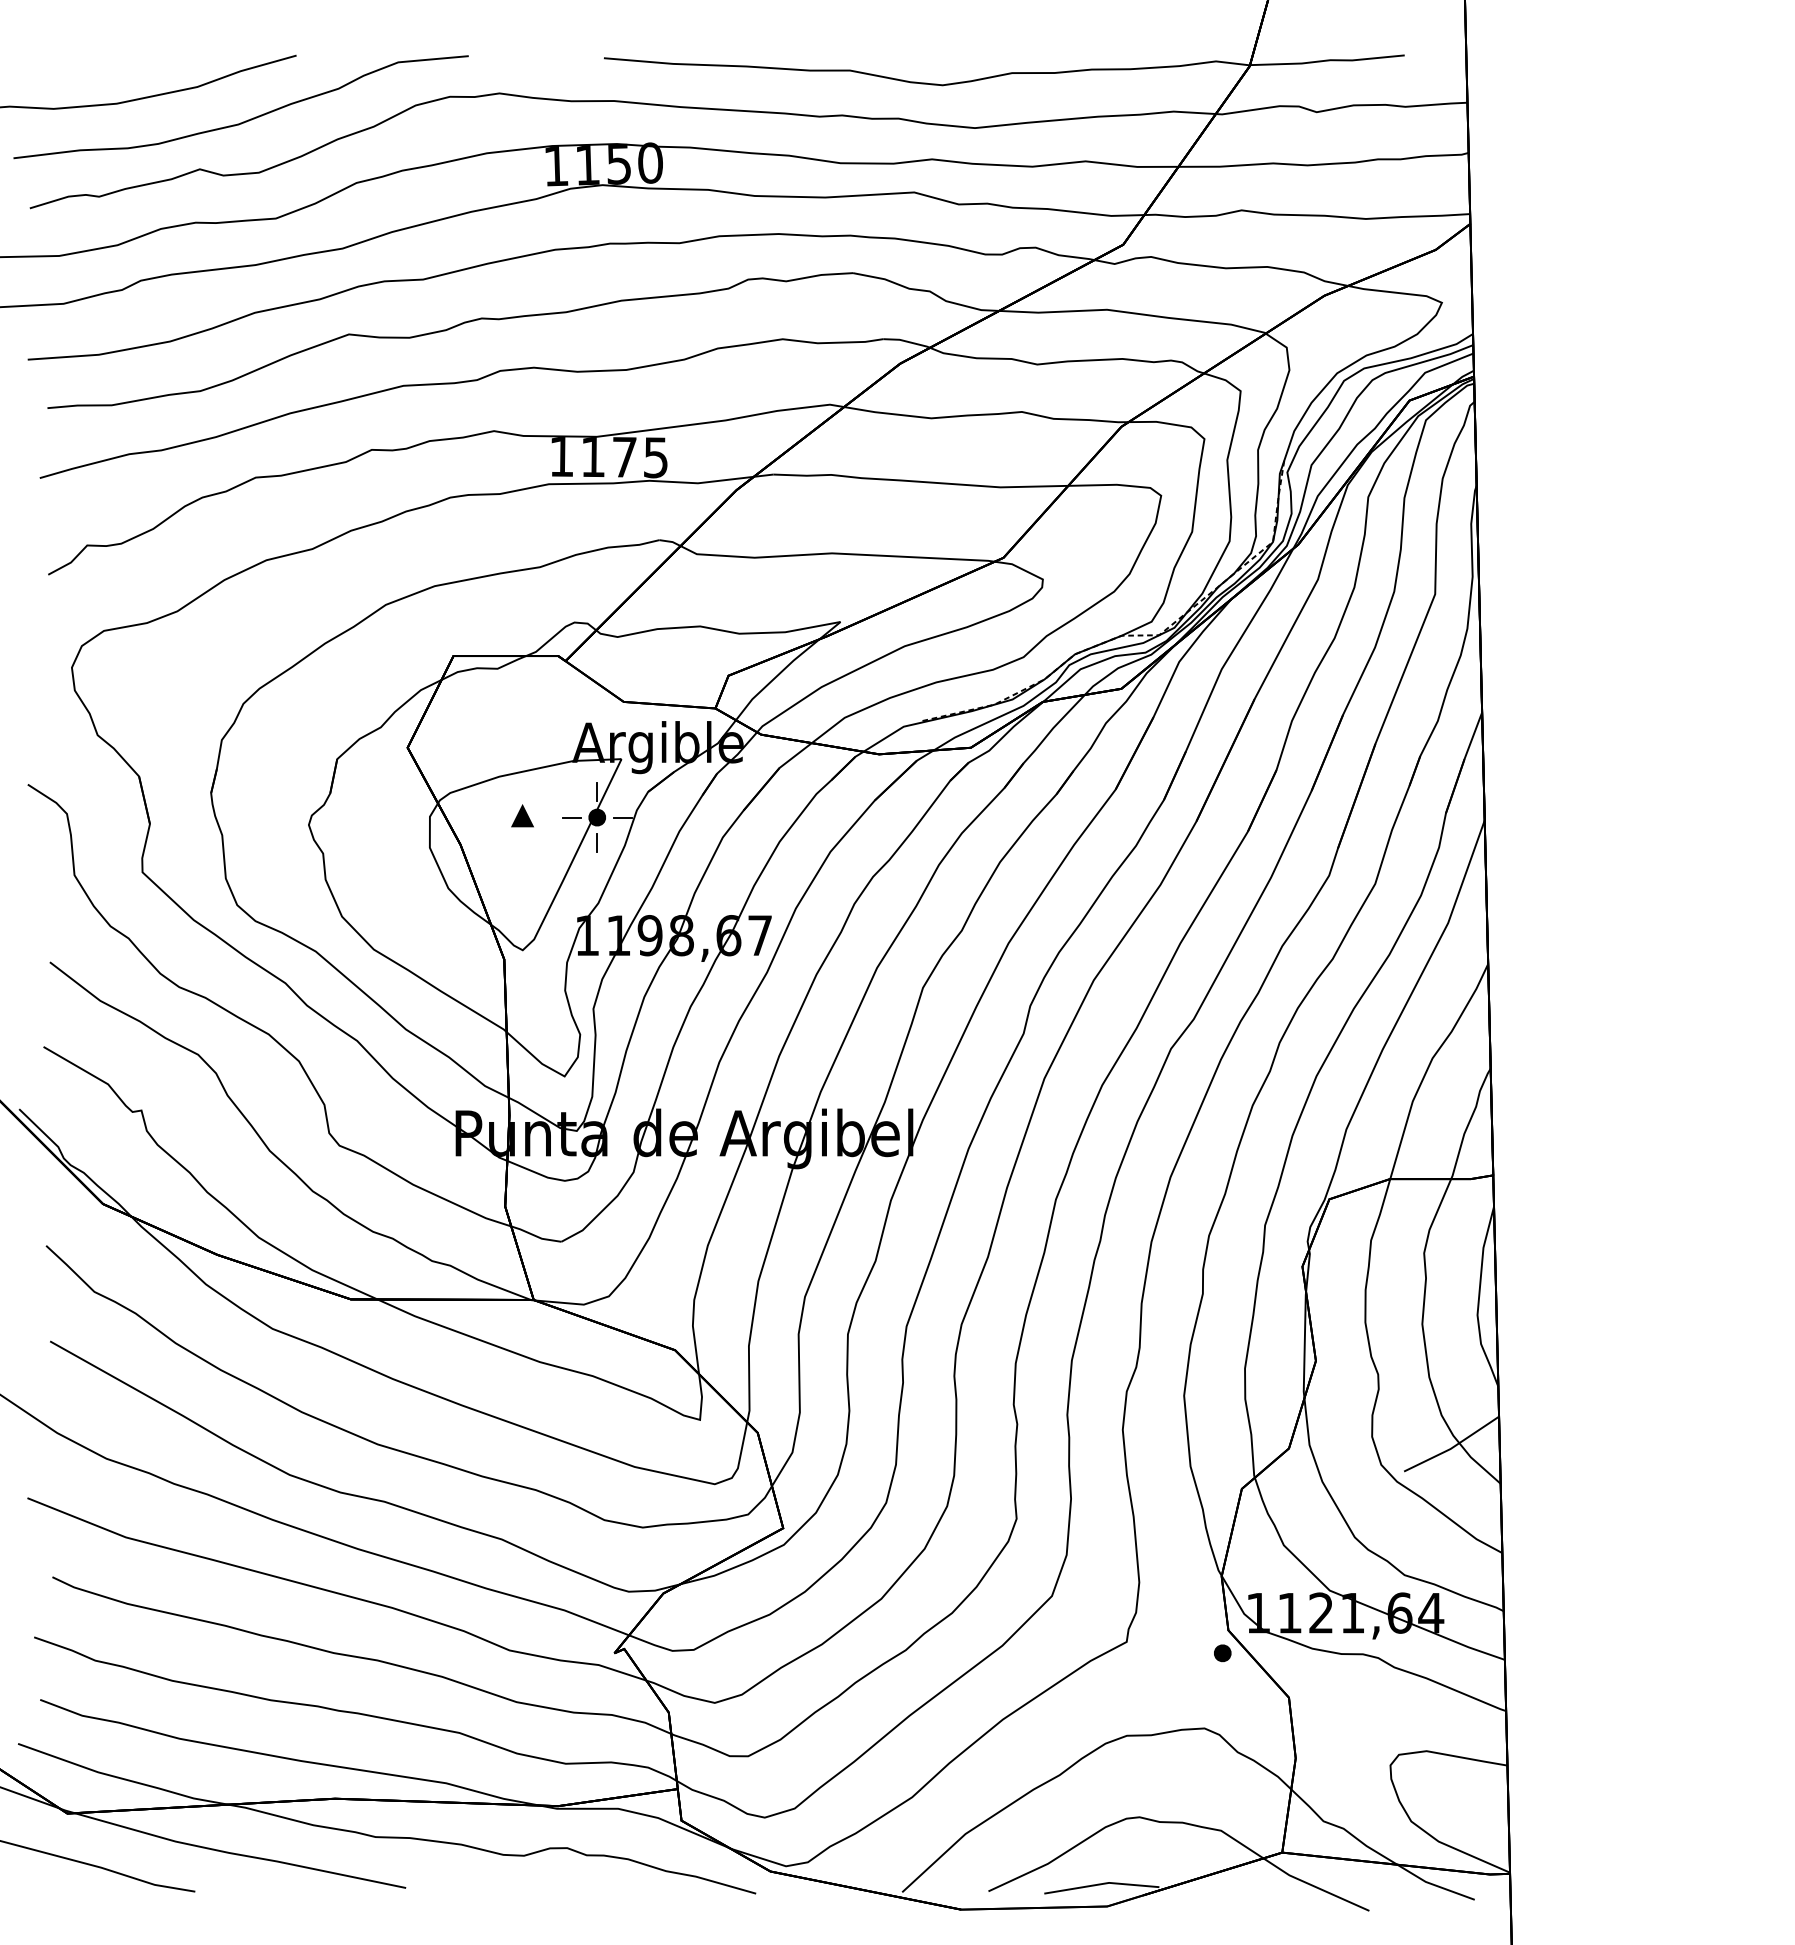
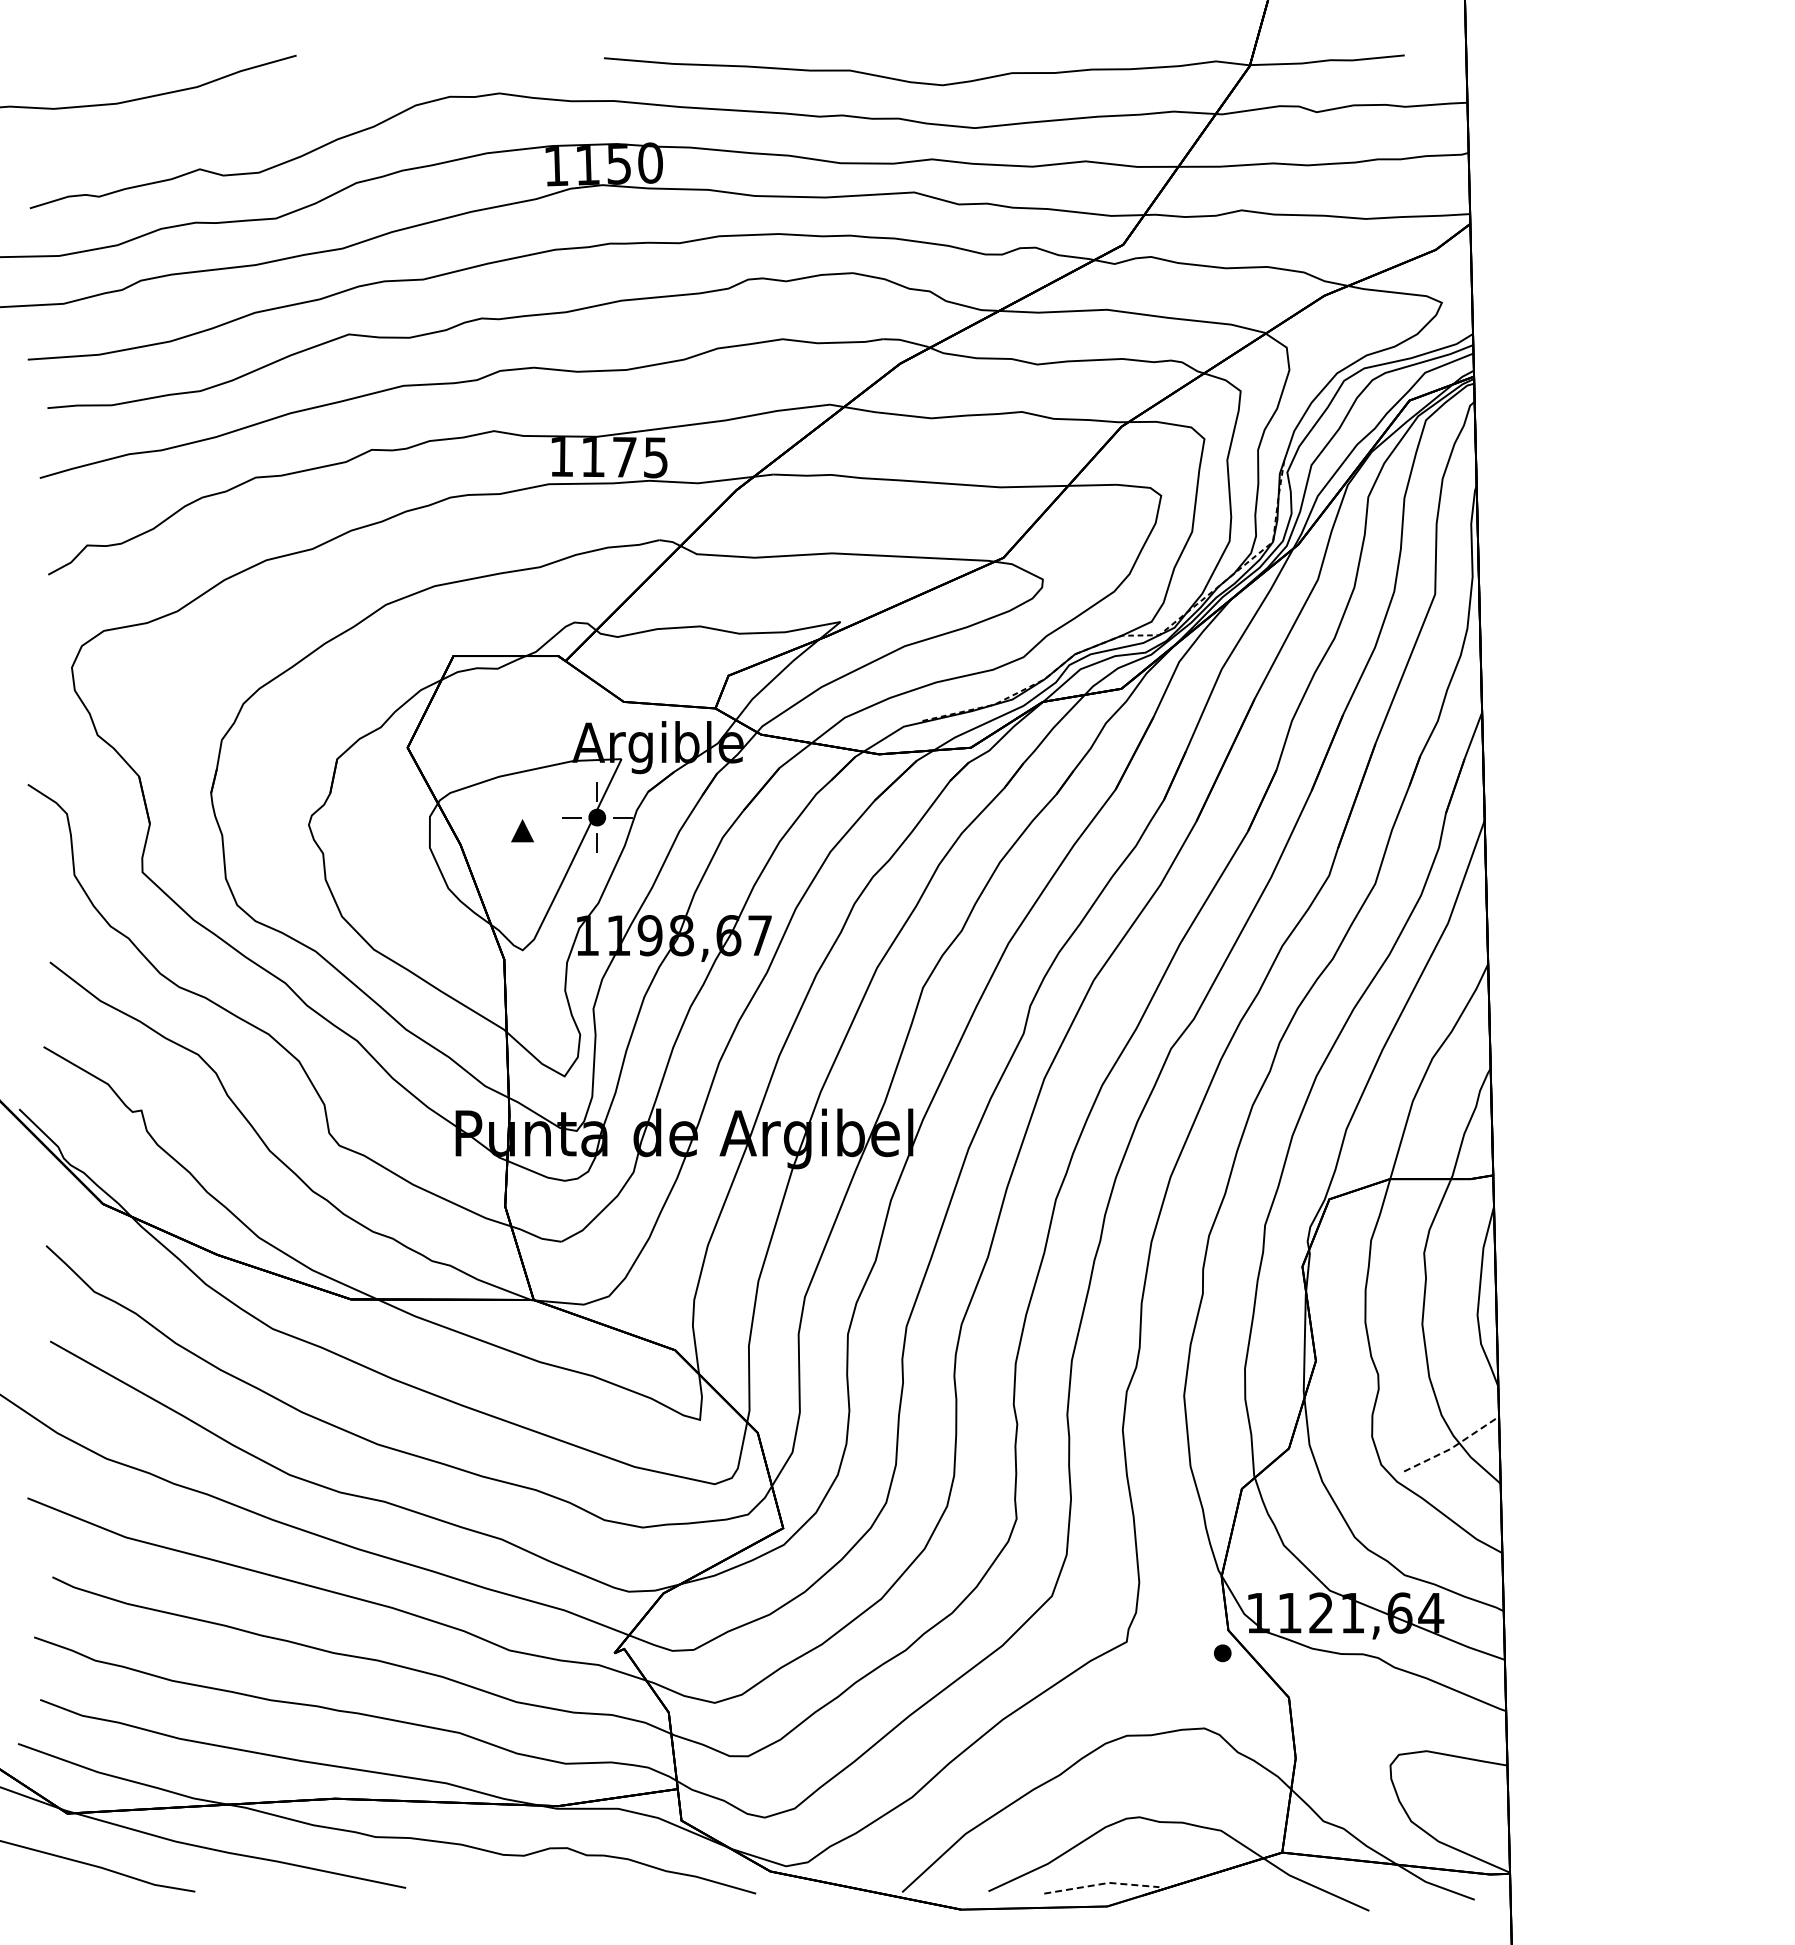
curve: present -> none (245, 120)
part position: (522, 815) -> (522, 830) (522, 830)
line: solid -> dashed (1453, 1447)
line: solid -> dashed (1102, 1884)
